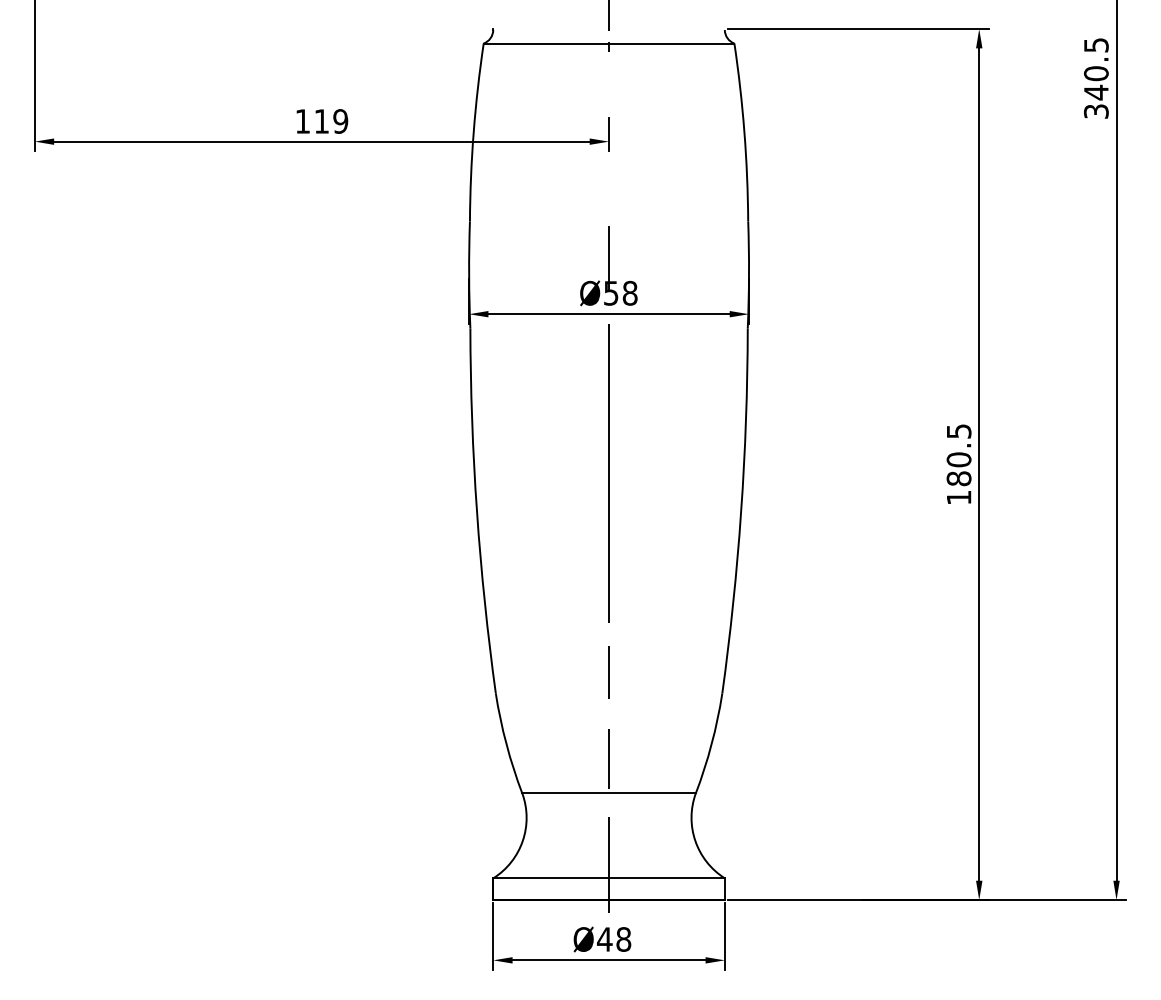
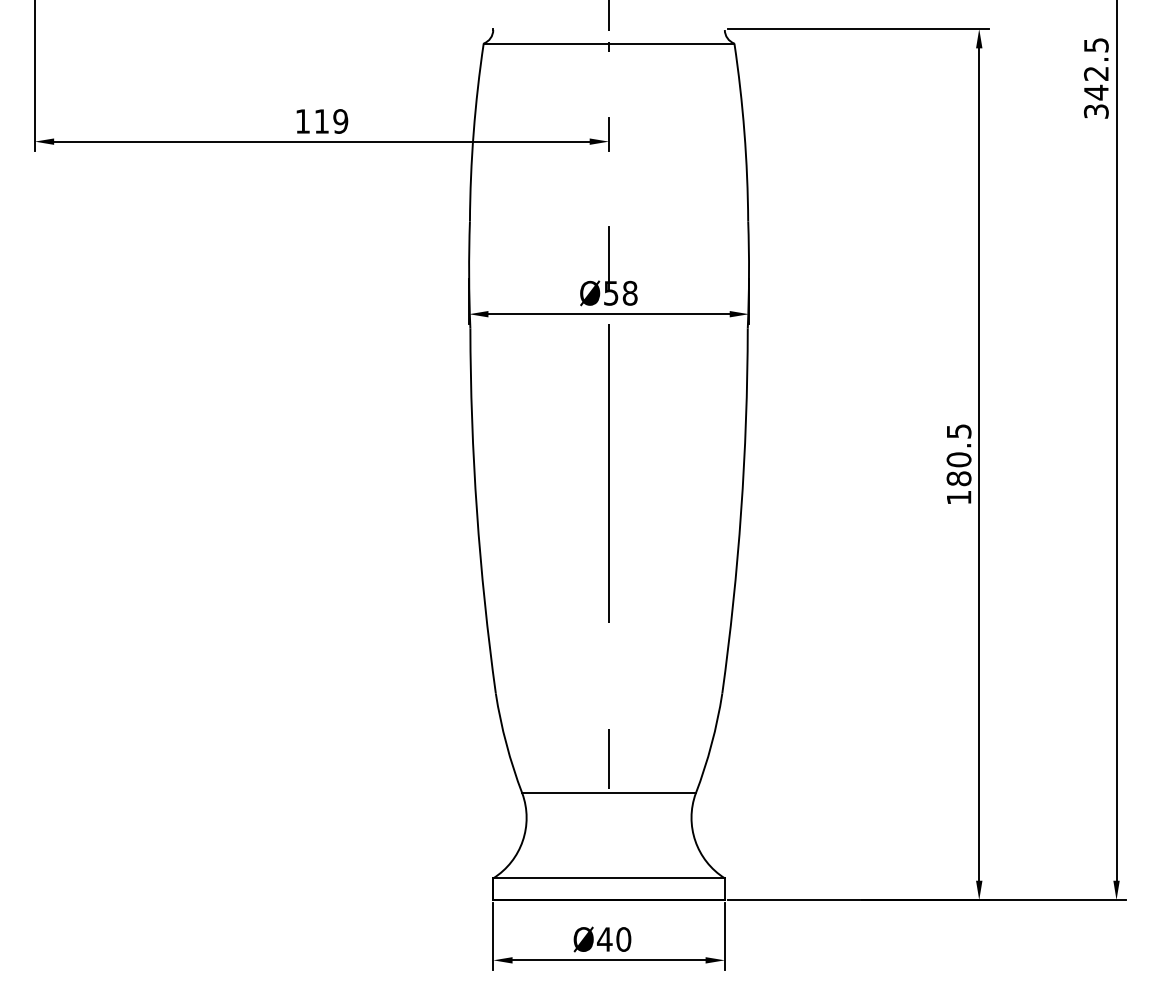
text: 340.5 -> 342.5 (1096, 73)
line: present -> none (608, 672)
line: present -> none (609, 864)
text: Ø48 -> Ø40 (623, 939)
